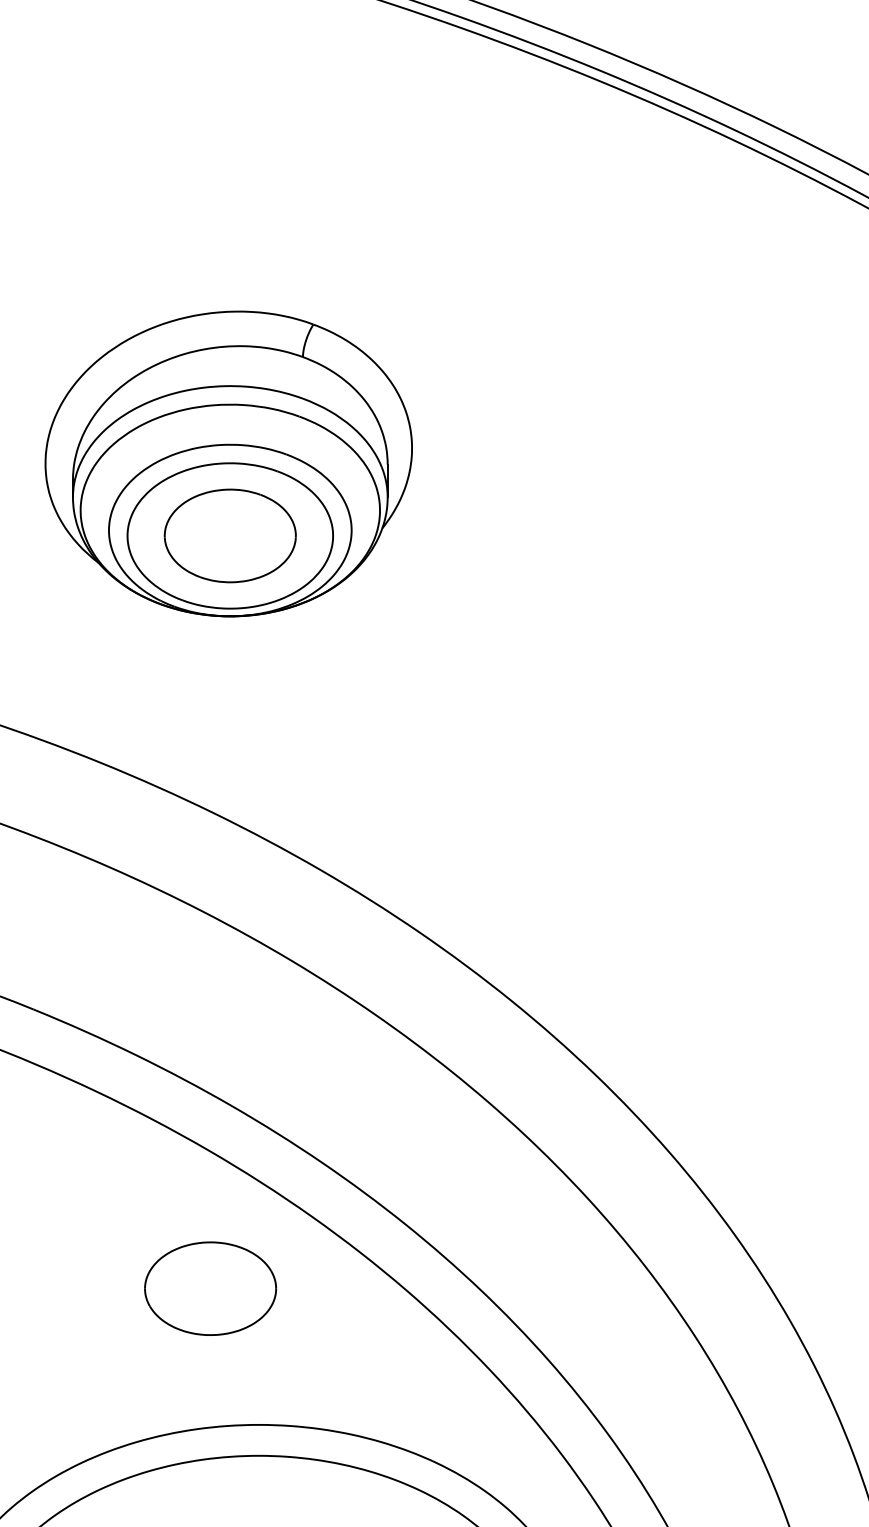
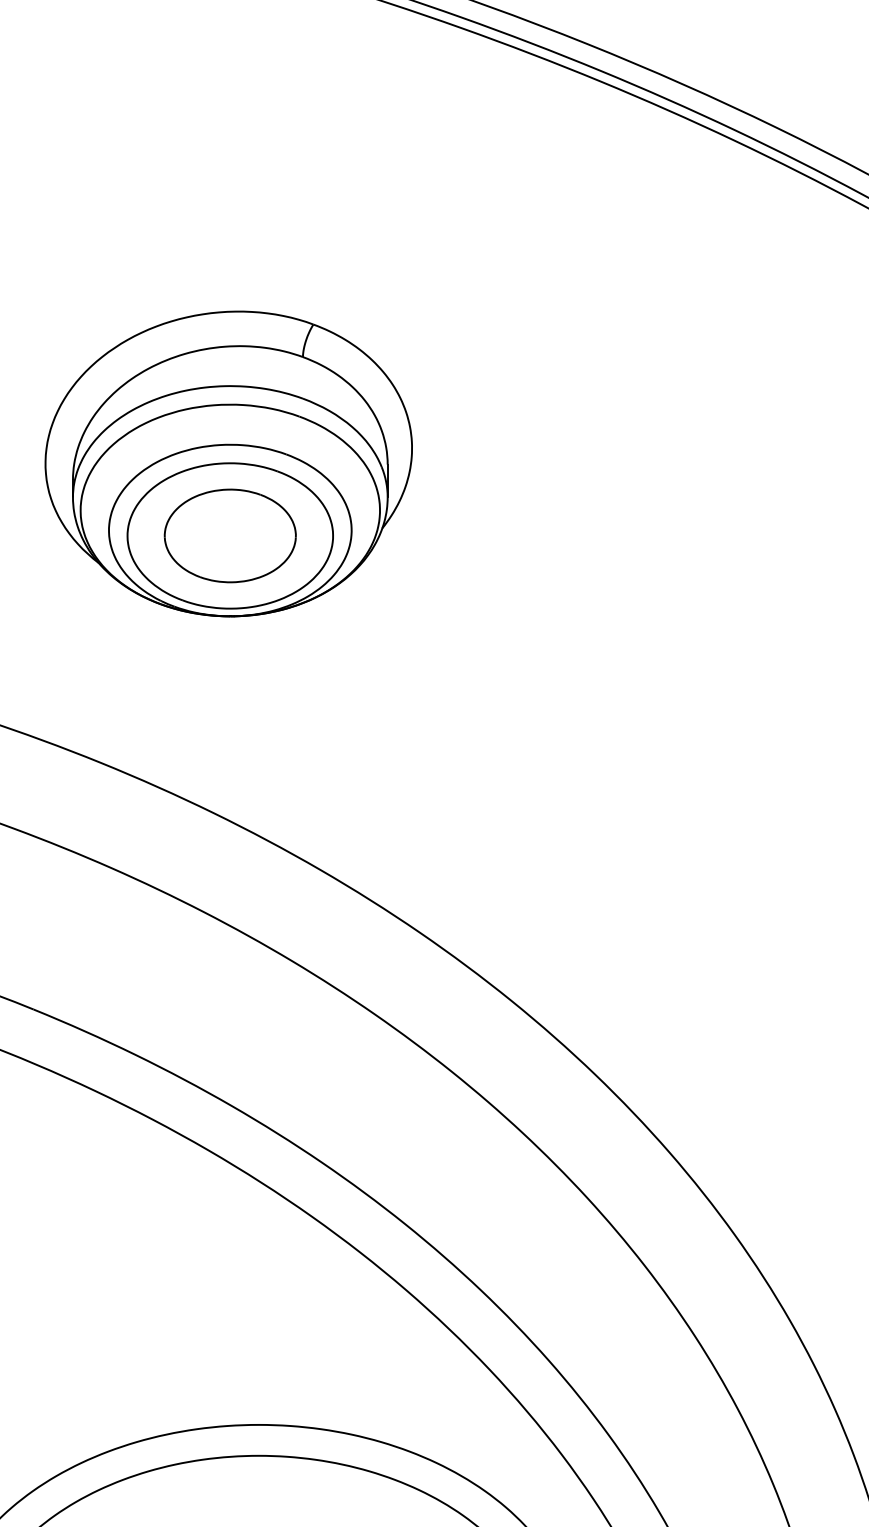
part: present -> none (210, 1288)
